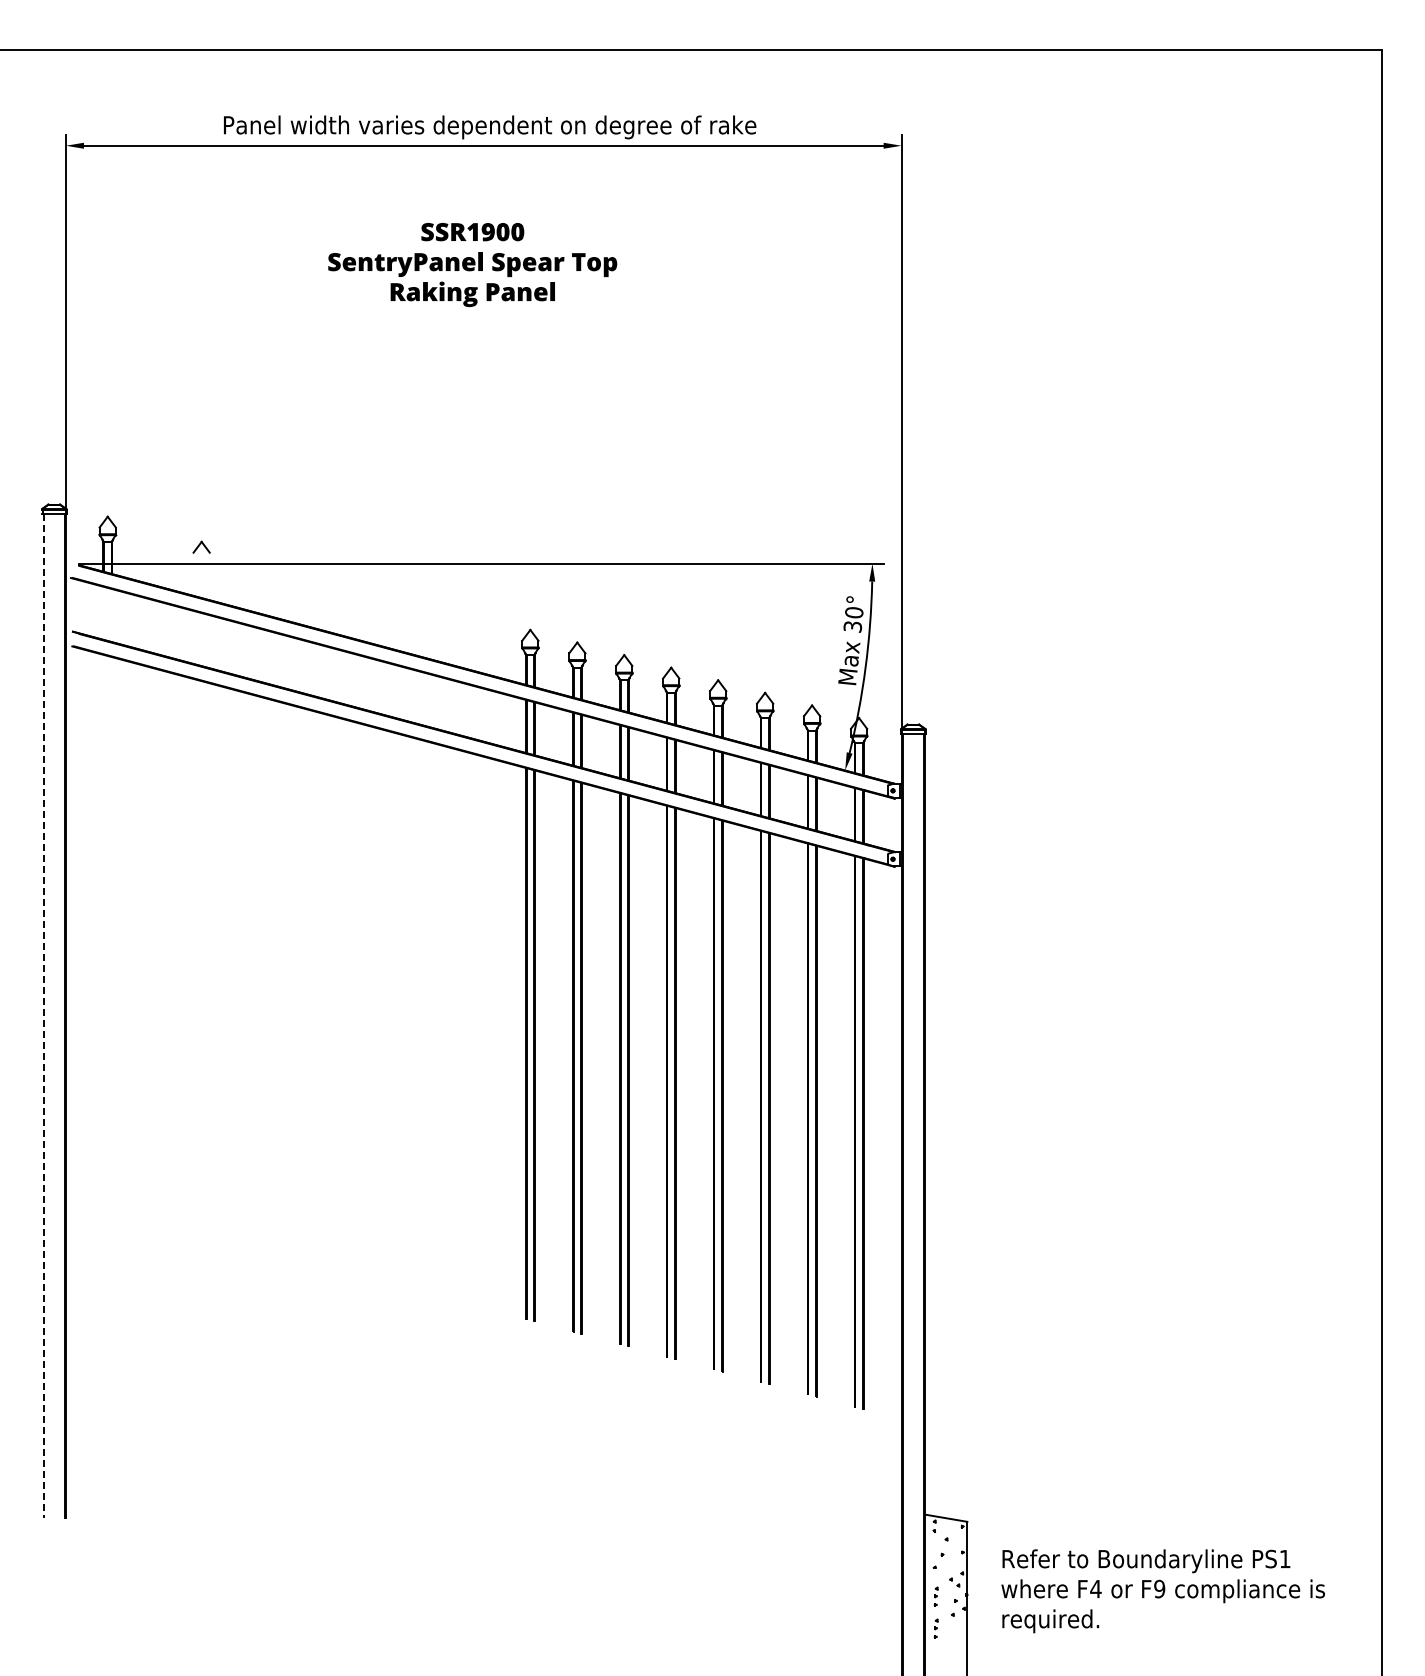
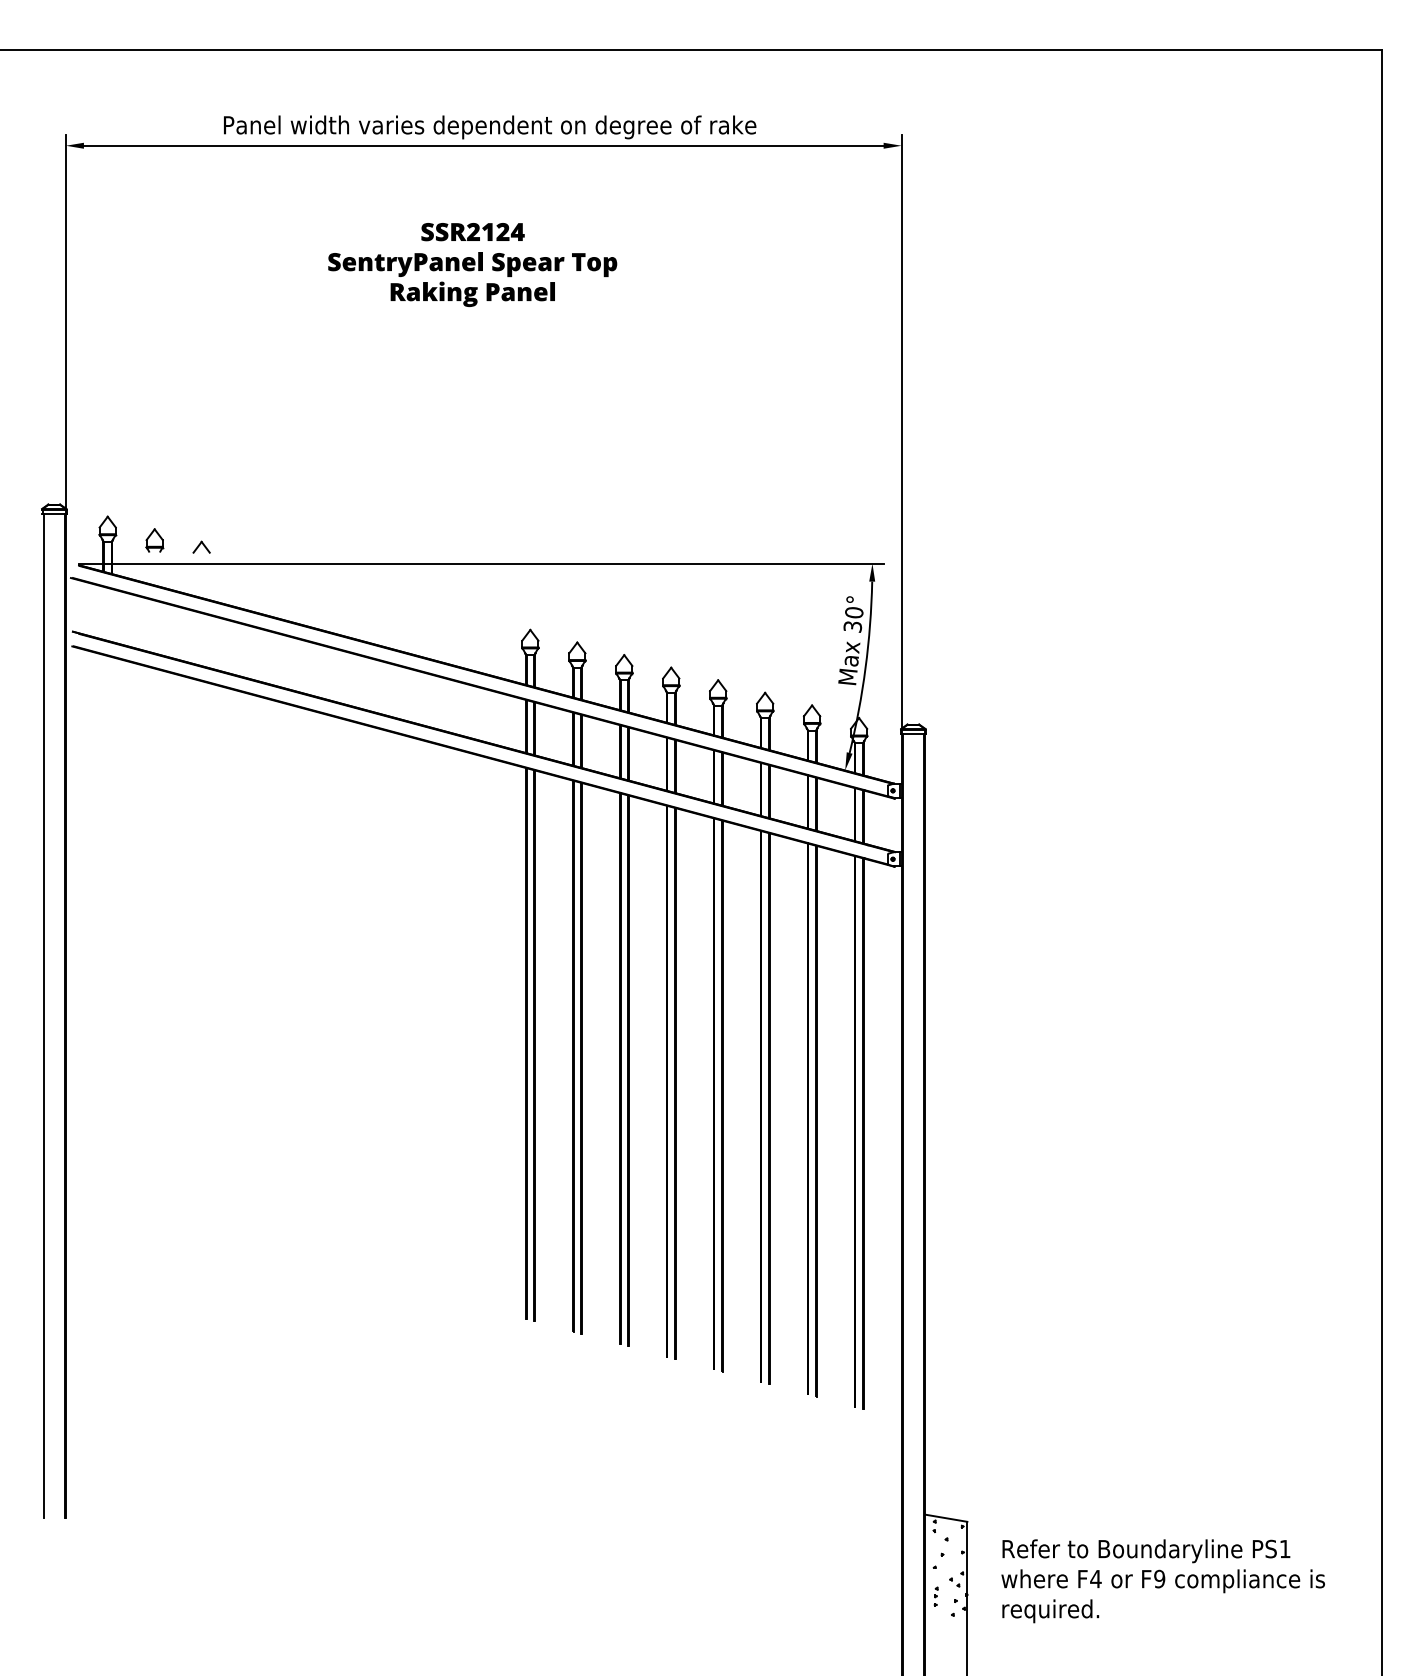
text: SSR1900 -> SSR2124 (495, 232)
part: none -> present (154, 540)
line: dashed -> solid (43, 1015)
text position: (1162, 1591) -> (1162, 1581) (1162, 1581)
part: present -> none (935, 1628)
